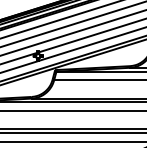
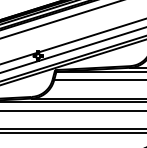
line: present -> none (72, 24)
line: present -> none (72, 32)
line: present -> none (72, 141)
